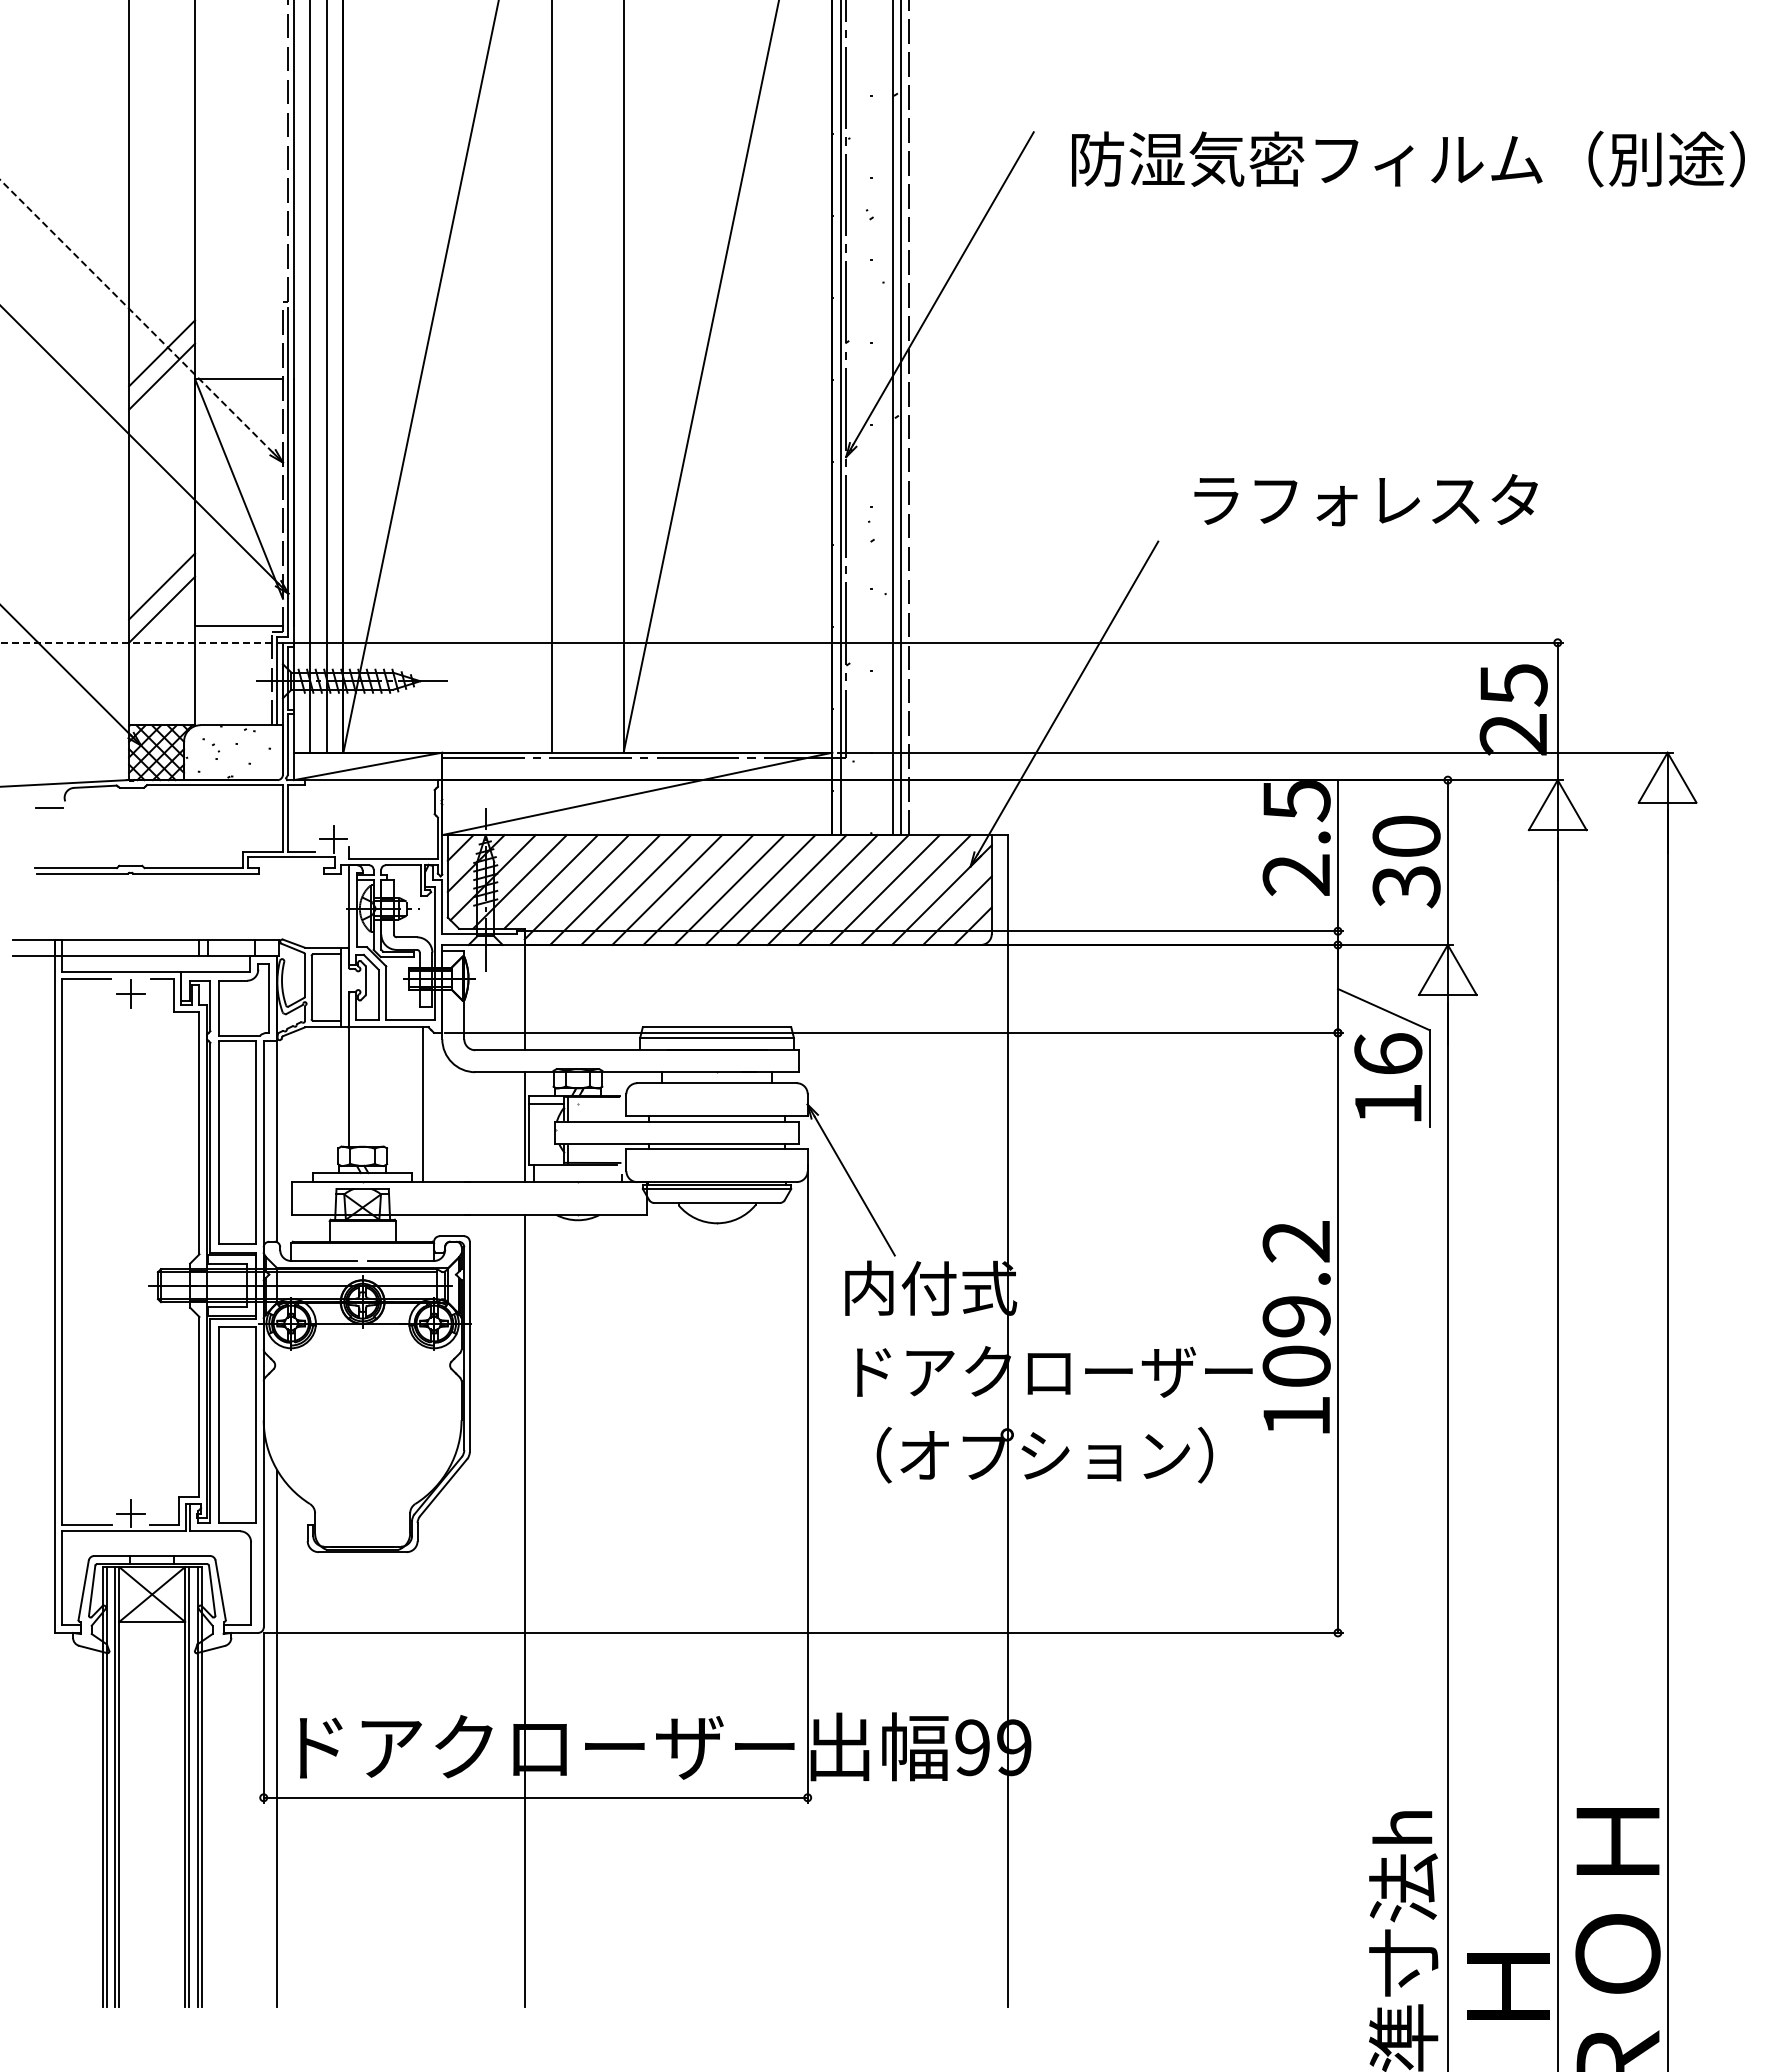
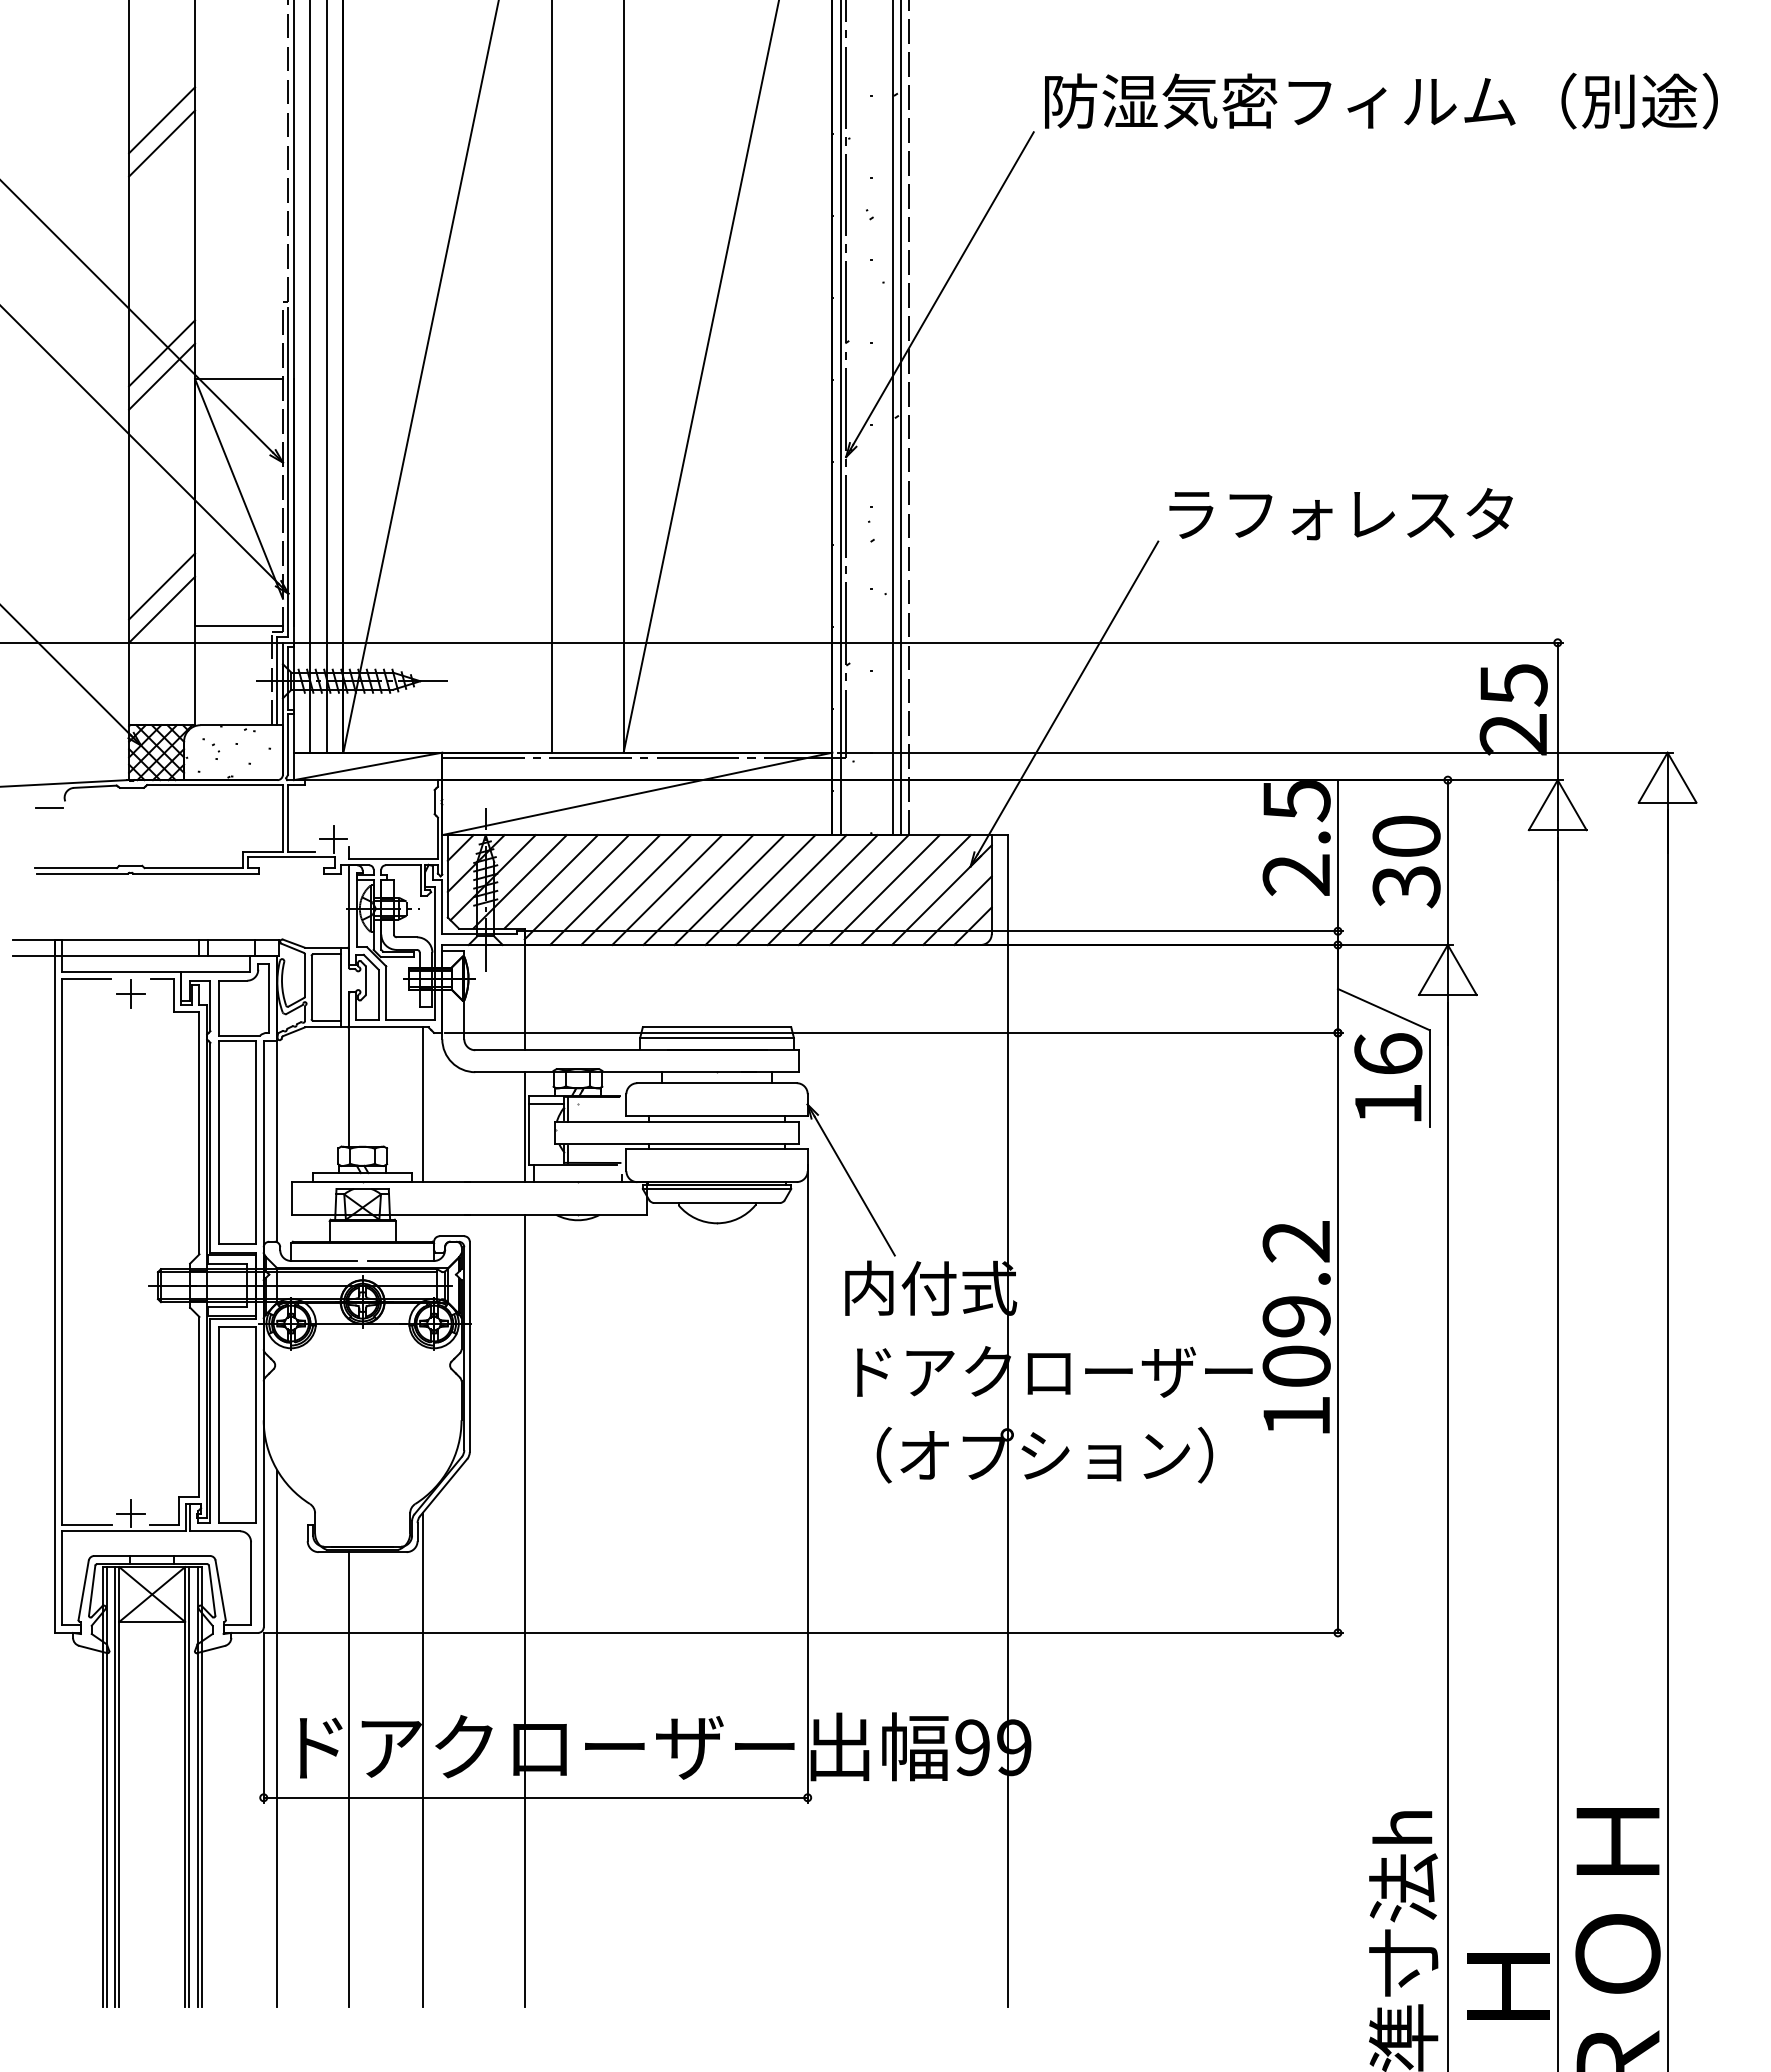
line: none -> present (162, 120)
line: none -> present (162, 143)
text position: (1408, 158) -> (1381, 100) (1381, 100)
line: dashed -> solid (136, 316)
text position: (1365, 500) -> (1340, 514) (1340, 514)
line: dashed -> solid (141, 642)
line: none -> present (423, 1759)
line: none -> present (348, 1779)
